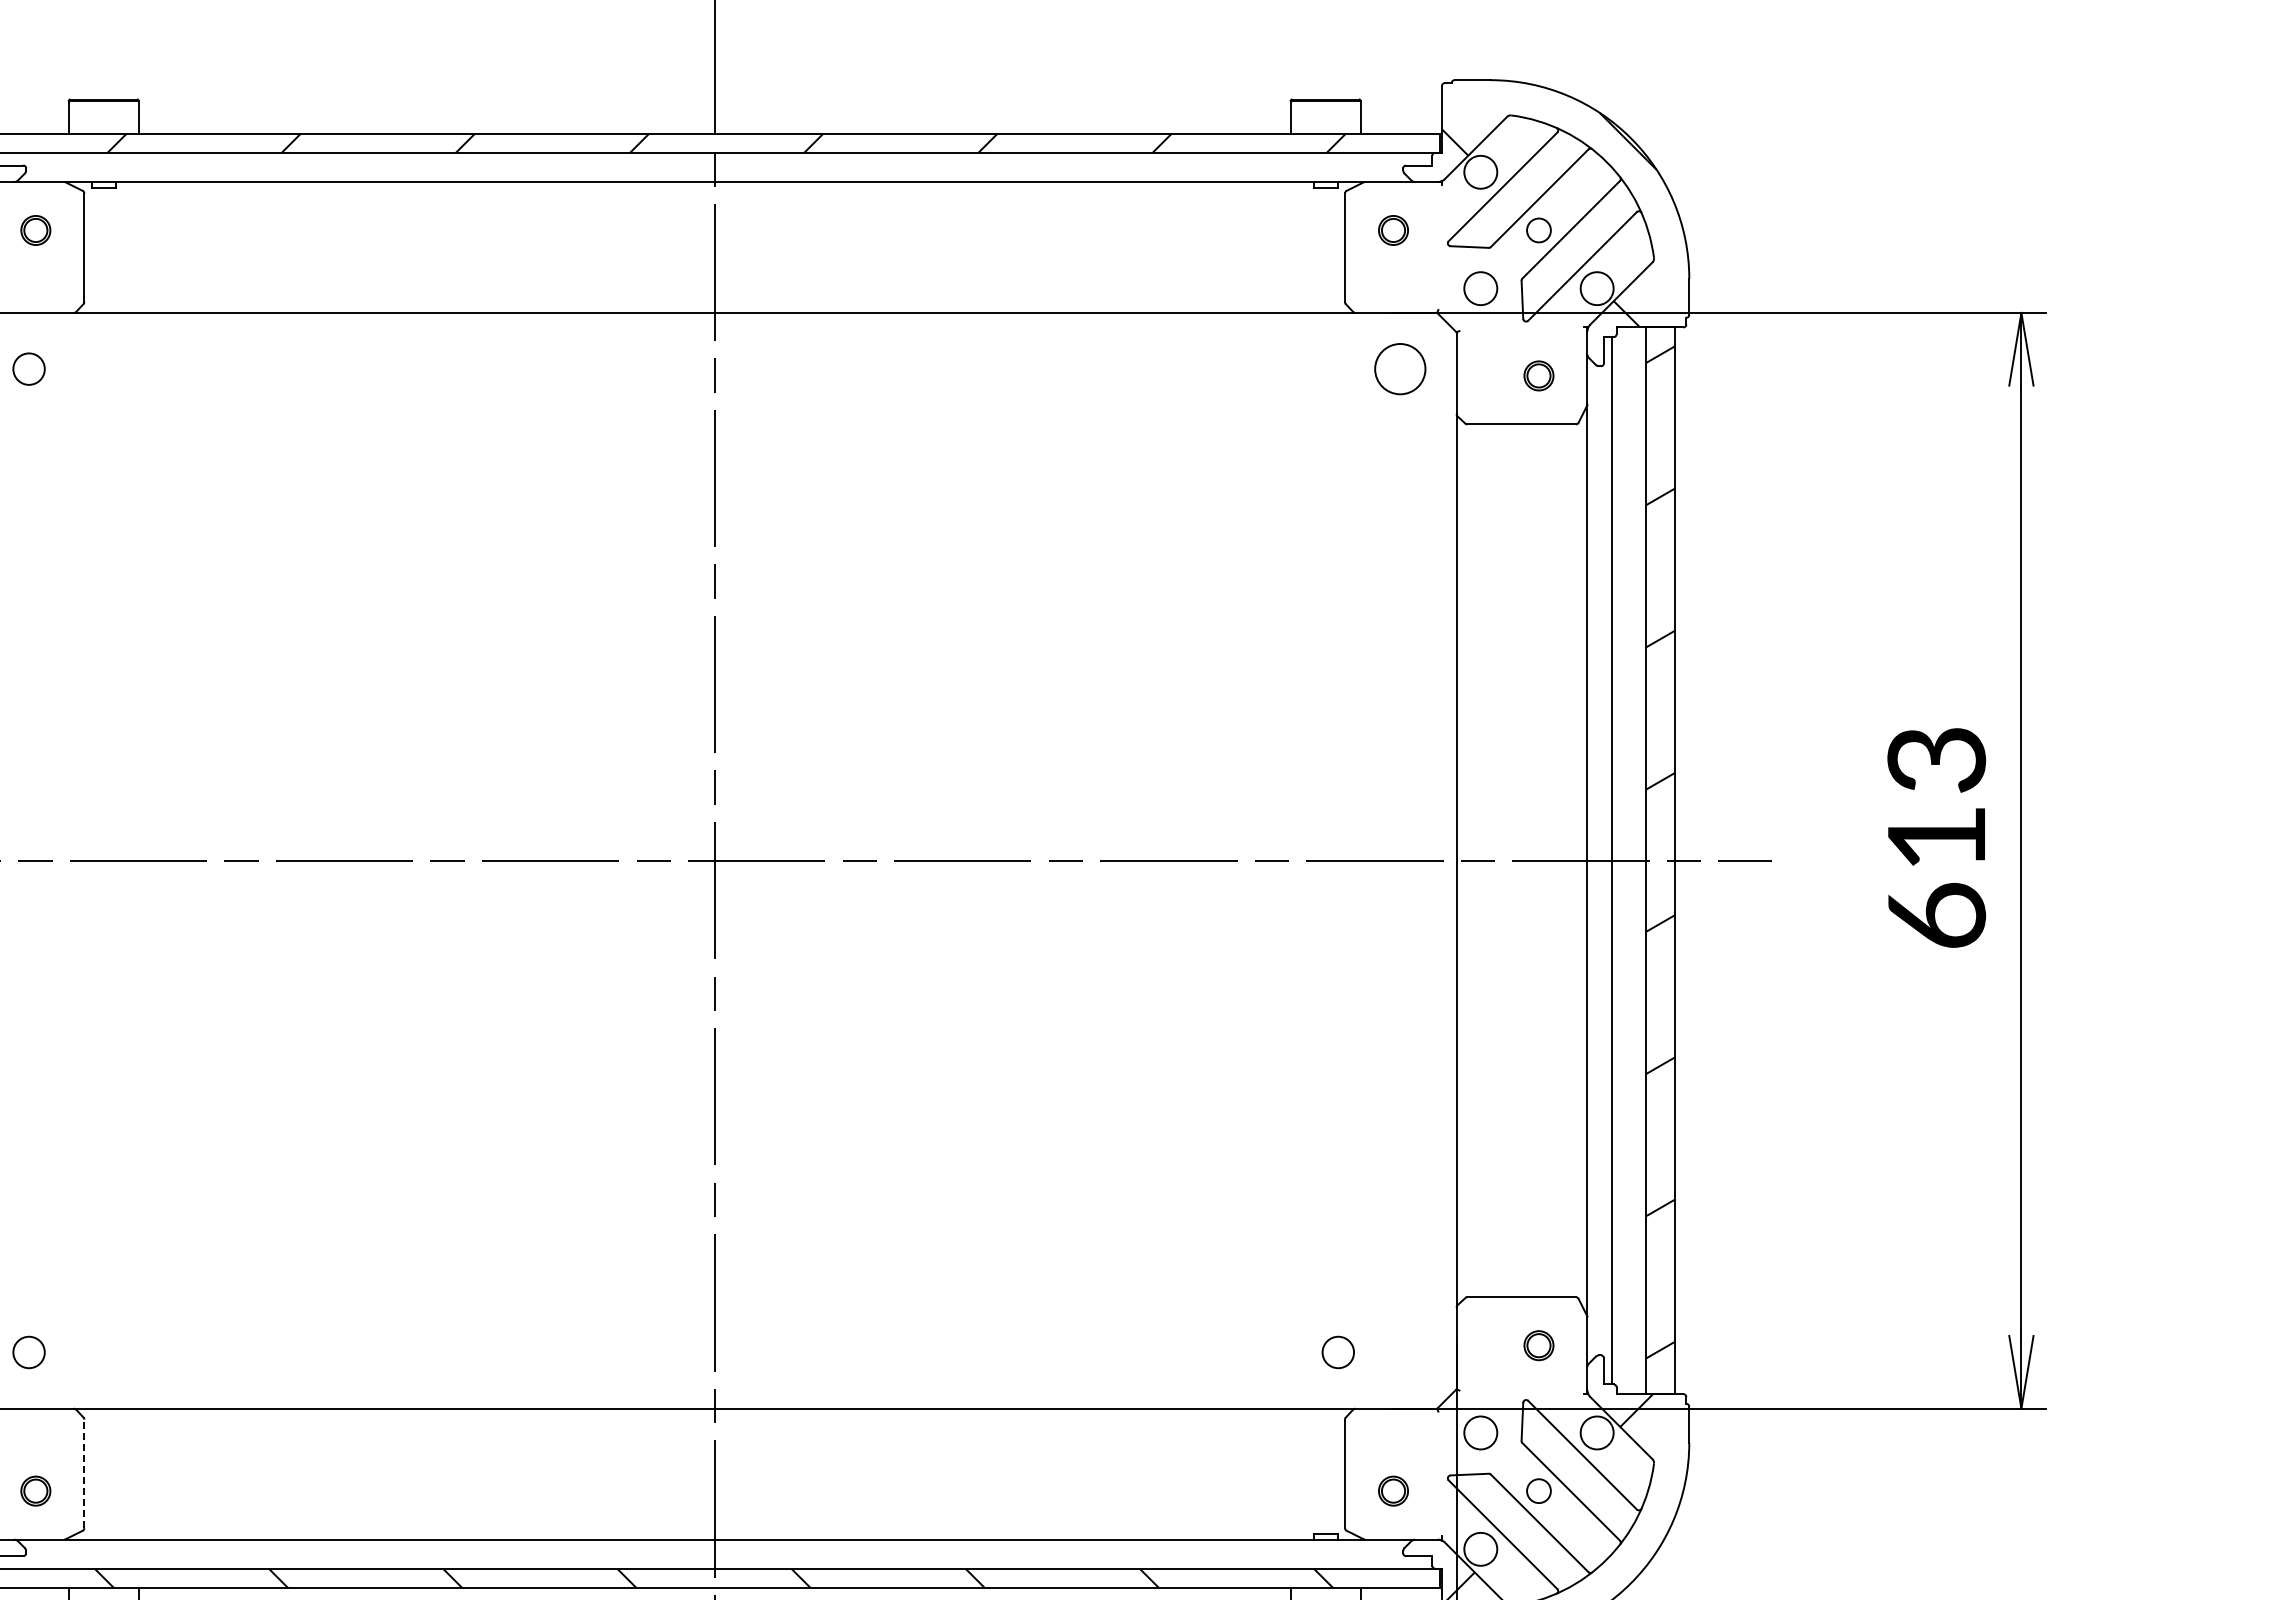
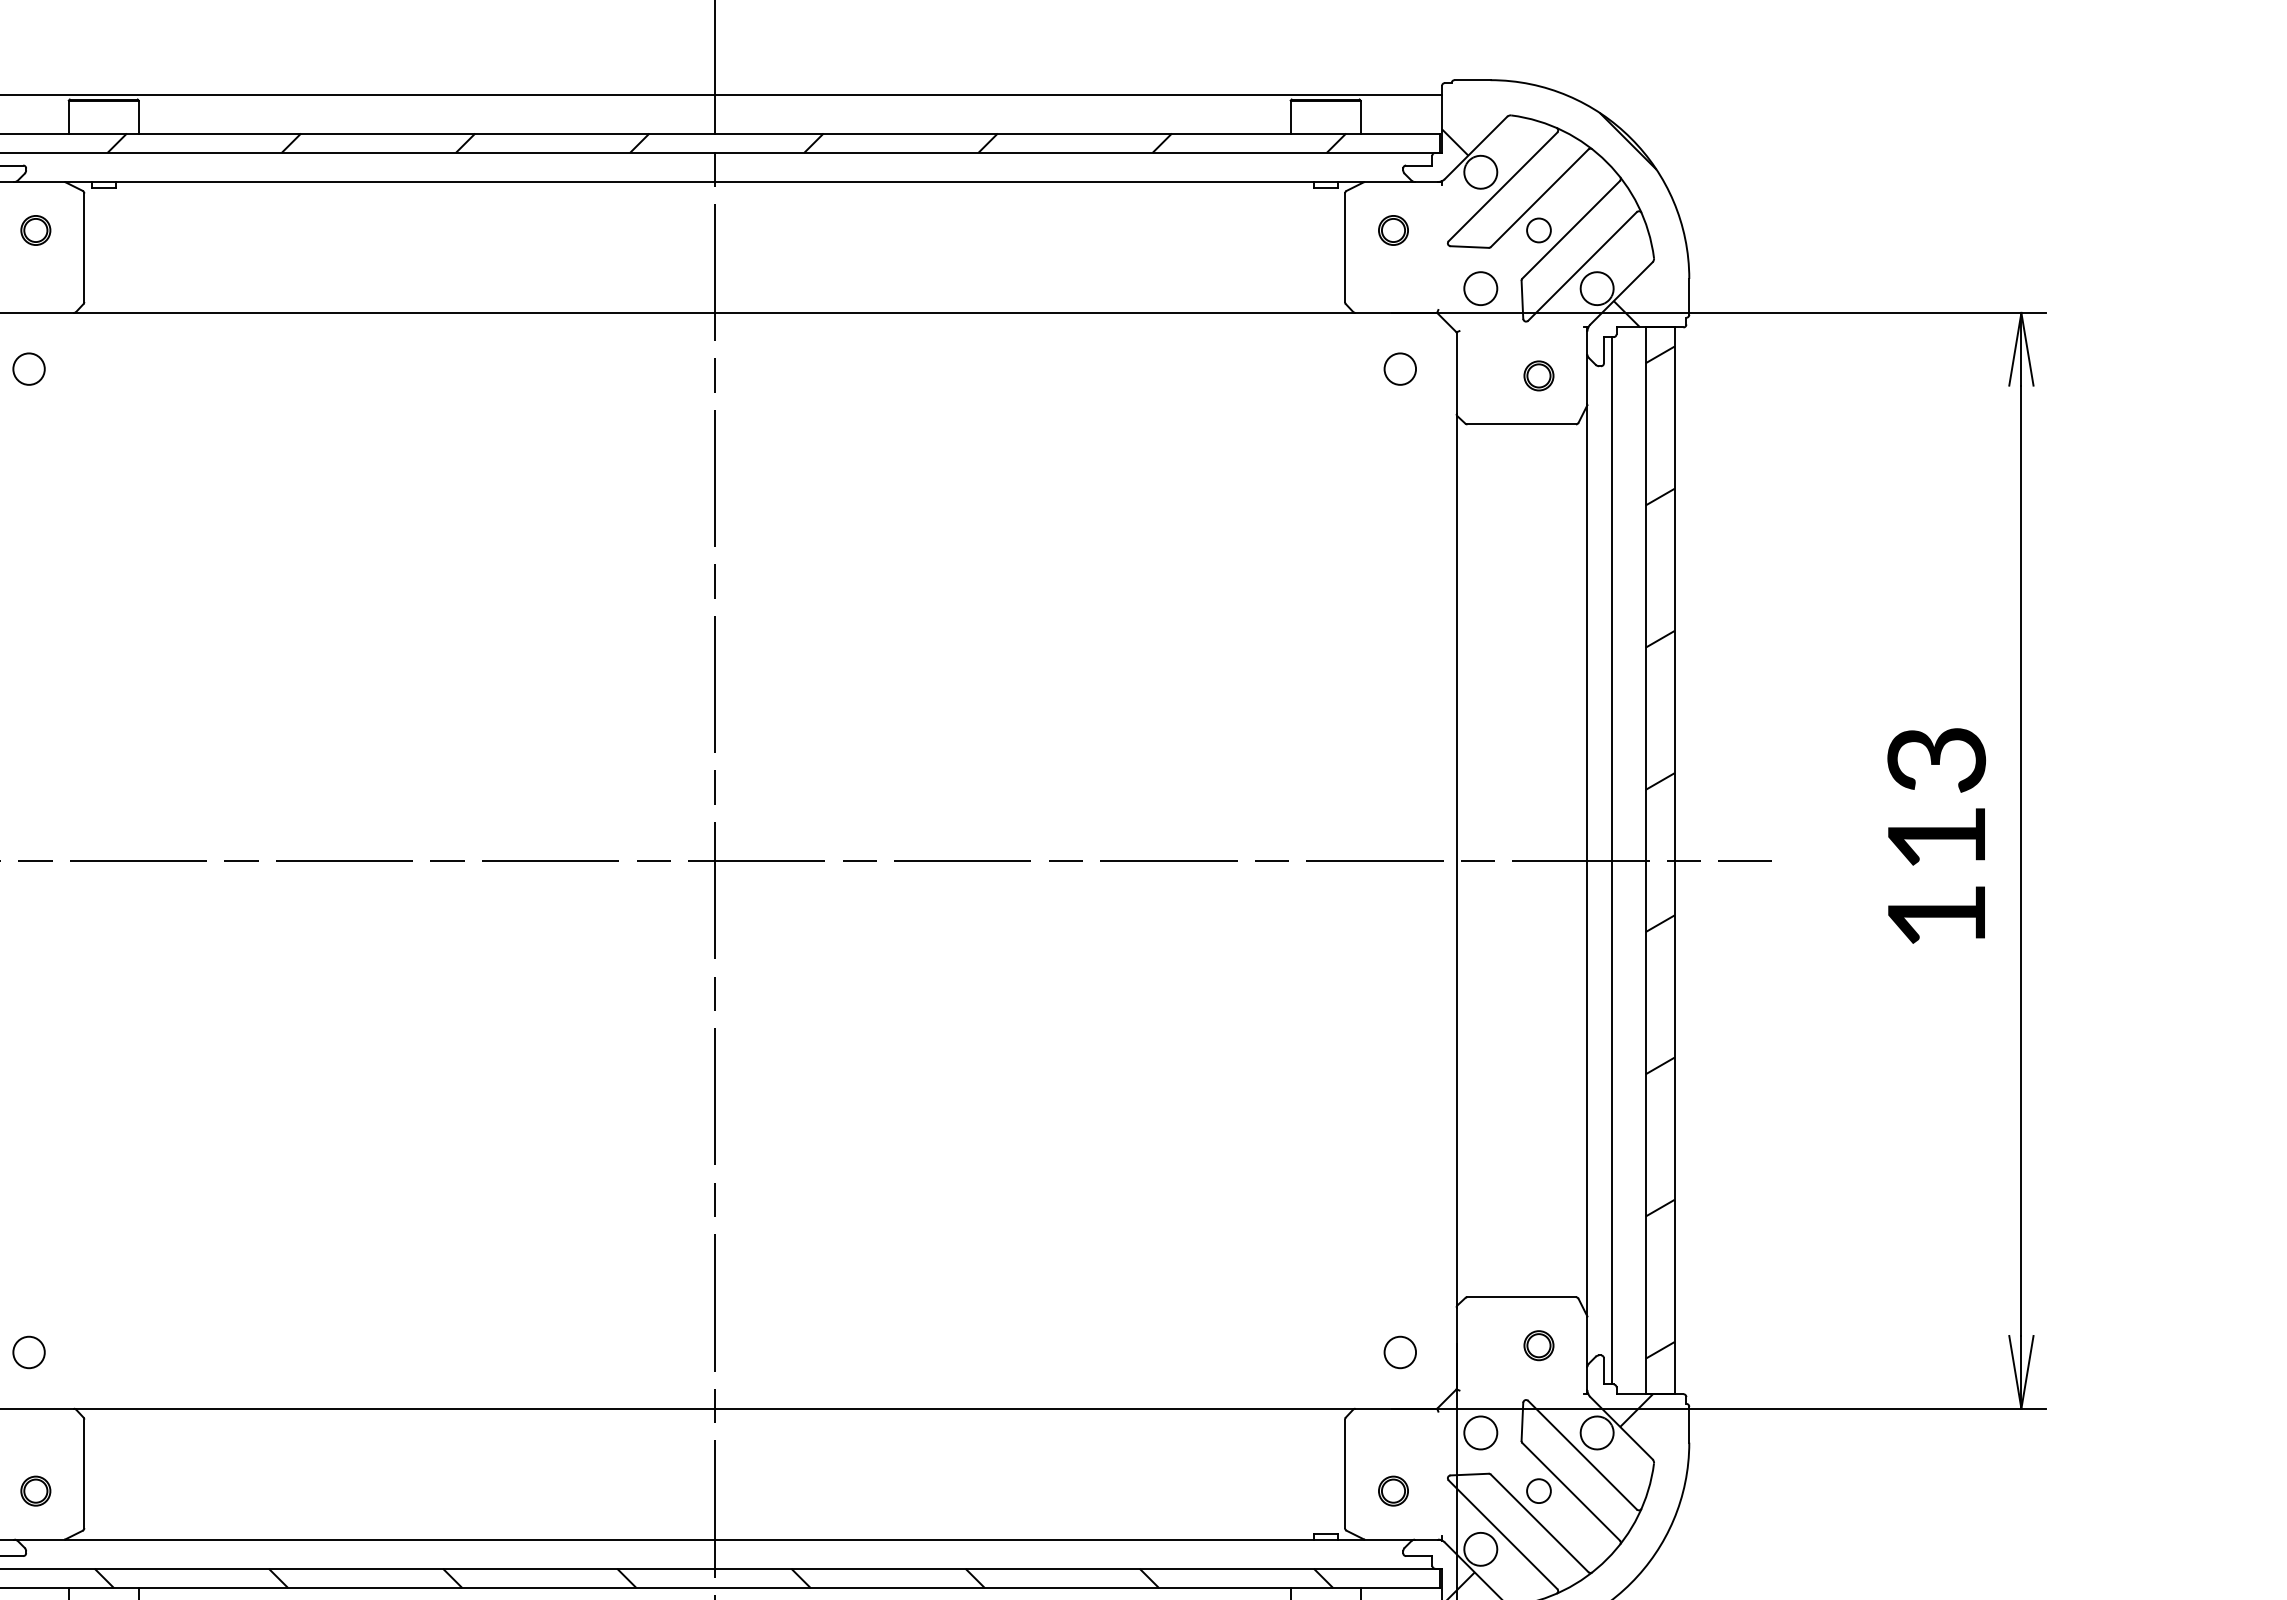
line: none -> present (722, 94)
circle diameter: 50 px -> 31 px (1400, 368)
text: 613 -> 113 (1937, 914)
circle position: (1337, 1352) -> (1399, 1352) (1399, 1352)
line: dashed -> solid (84, 1473)
